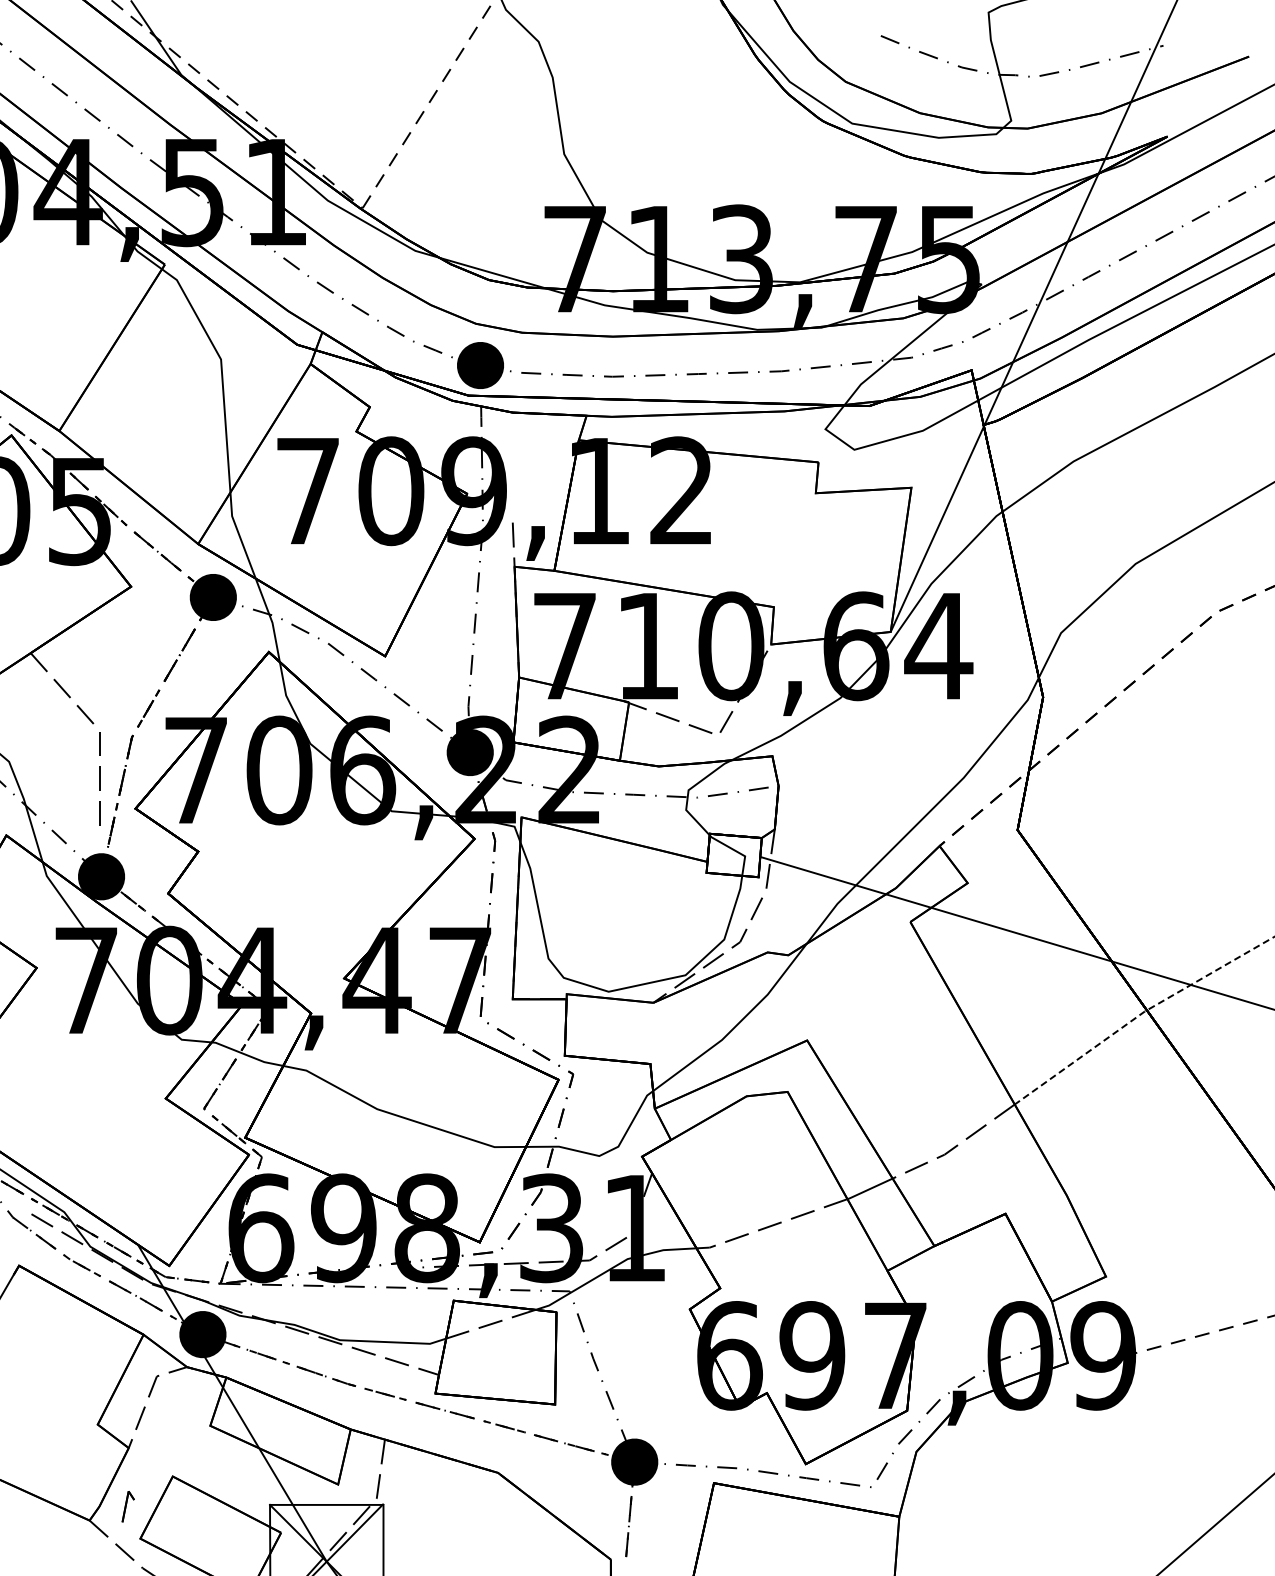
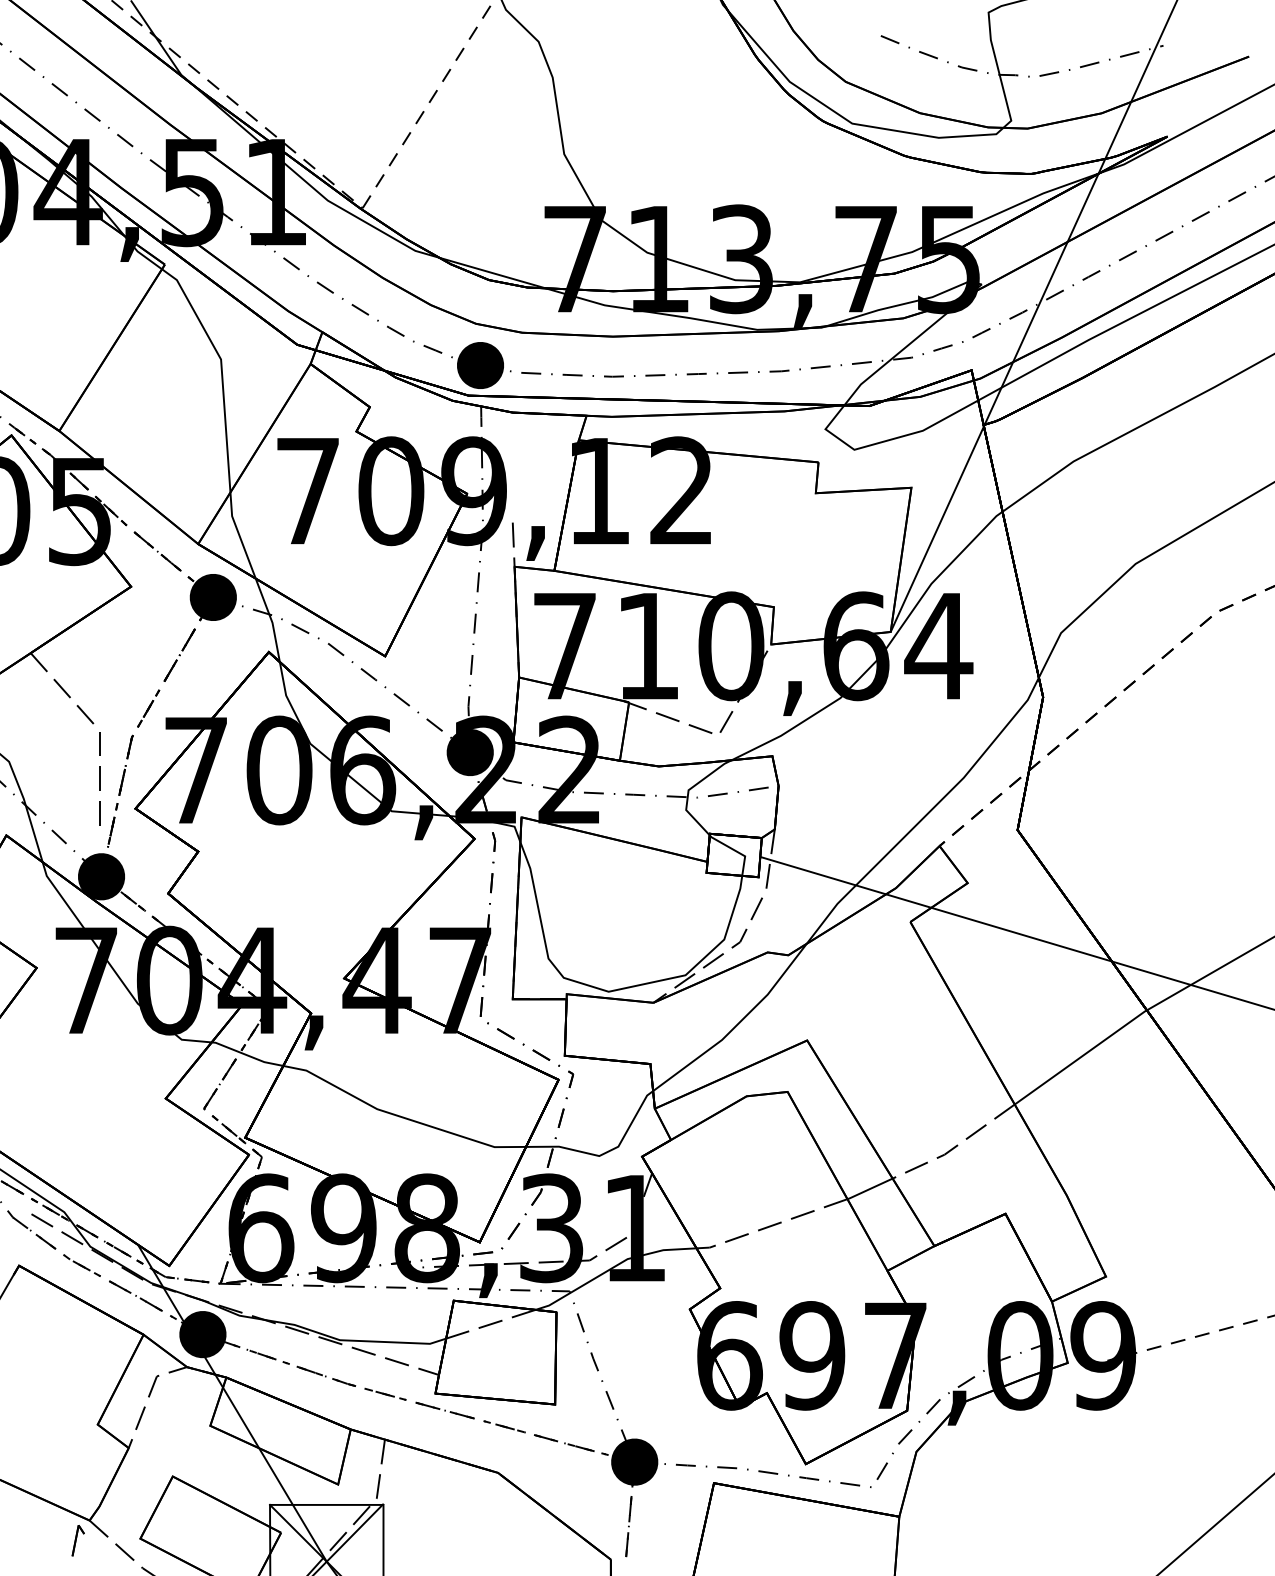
line: dashed -> solid (1140, 1014)
part position: (127, 1506) -> (77, 1540) (77, 1540)
